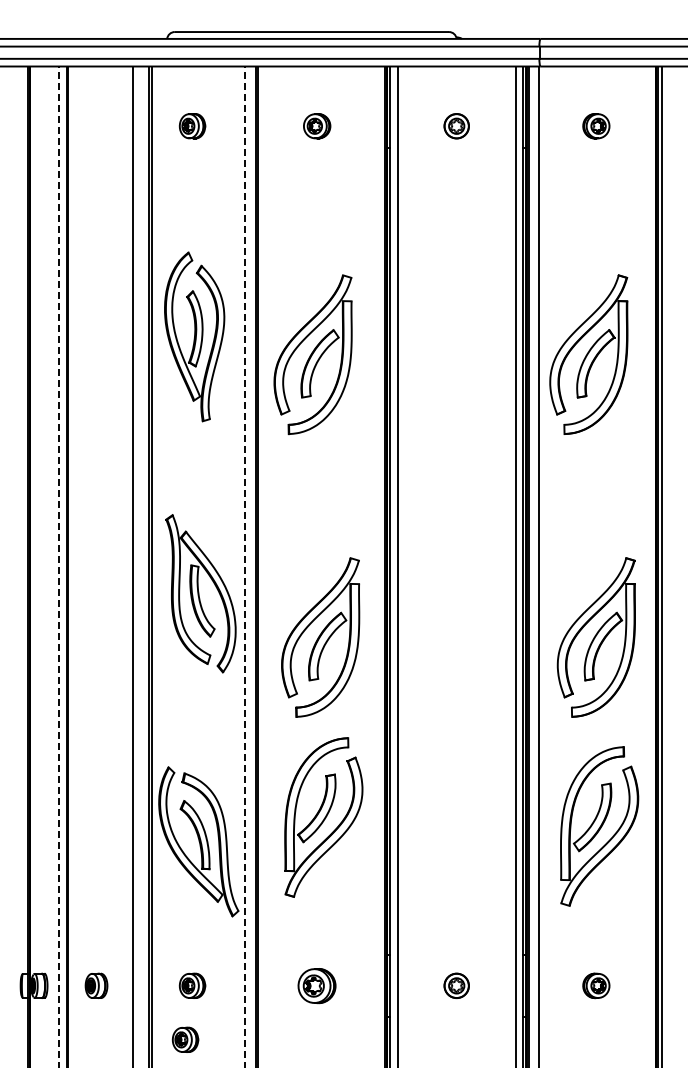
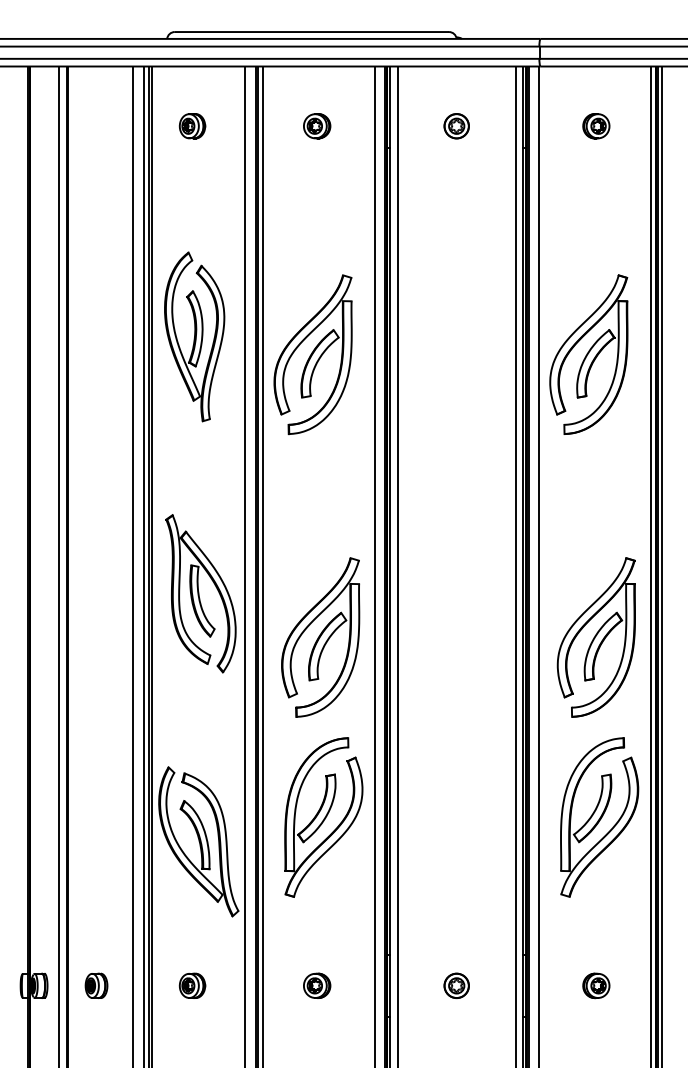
line: none -> present (143, 565)
line: none -> present (263, 565)
line: none -> present (374, 565)
line: none -> present (650, 565)
line: dashed -> solid (58, 566)
line: dashed -> solid (245, 566)
part position: (599, 826) -> (599, 817) (599, 817)
part size: 40x37 px -> 29x27 px (317, 985)
part: present -> none (185, 1039)
